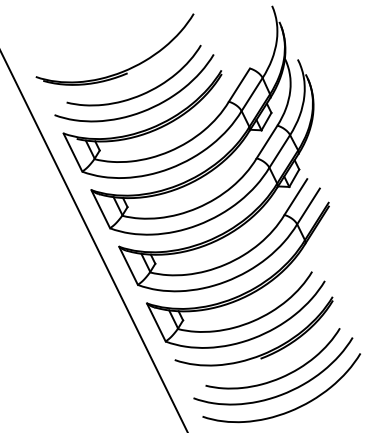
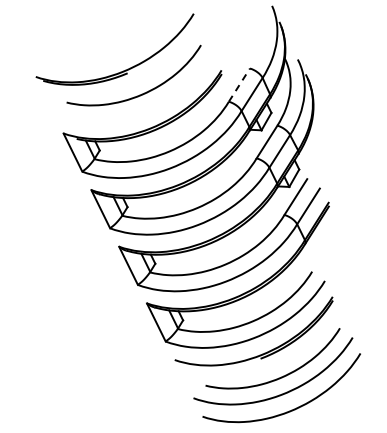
line: solid -> dashed (239, 85)
curve: present -> none (142, 110)
line: present -> none (94, 241)
